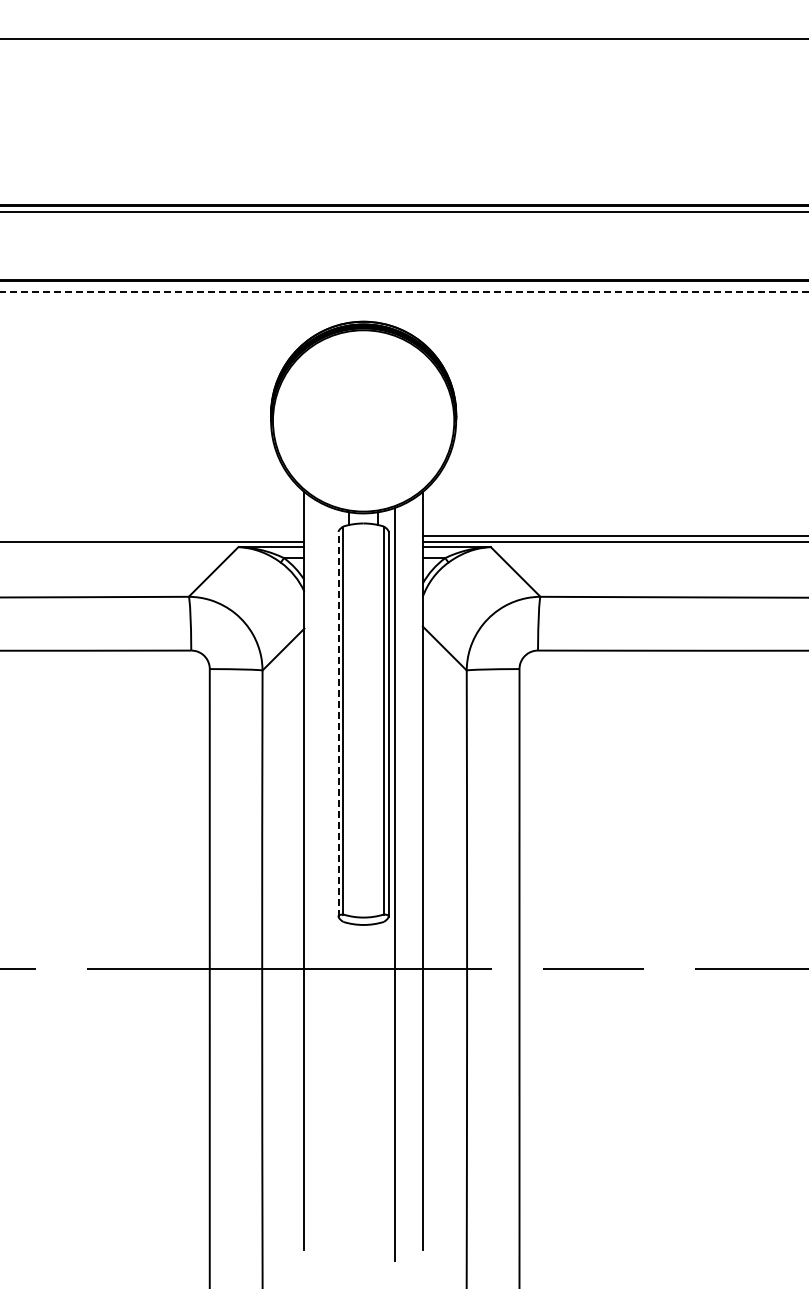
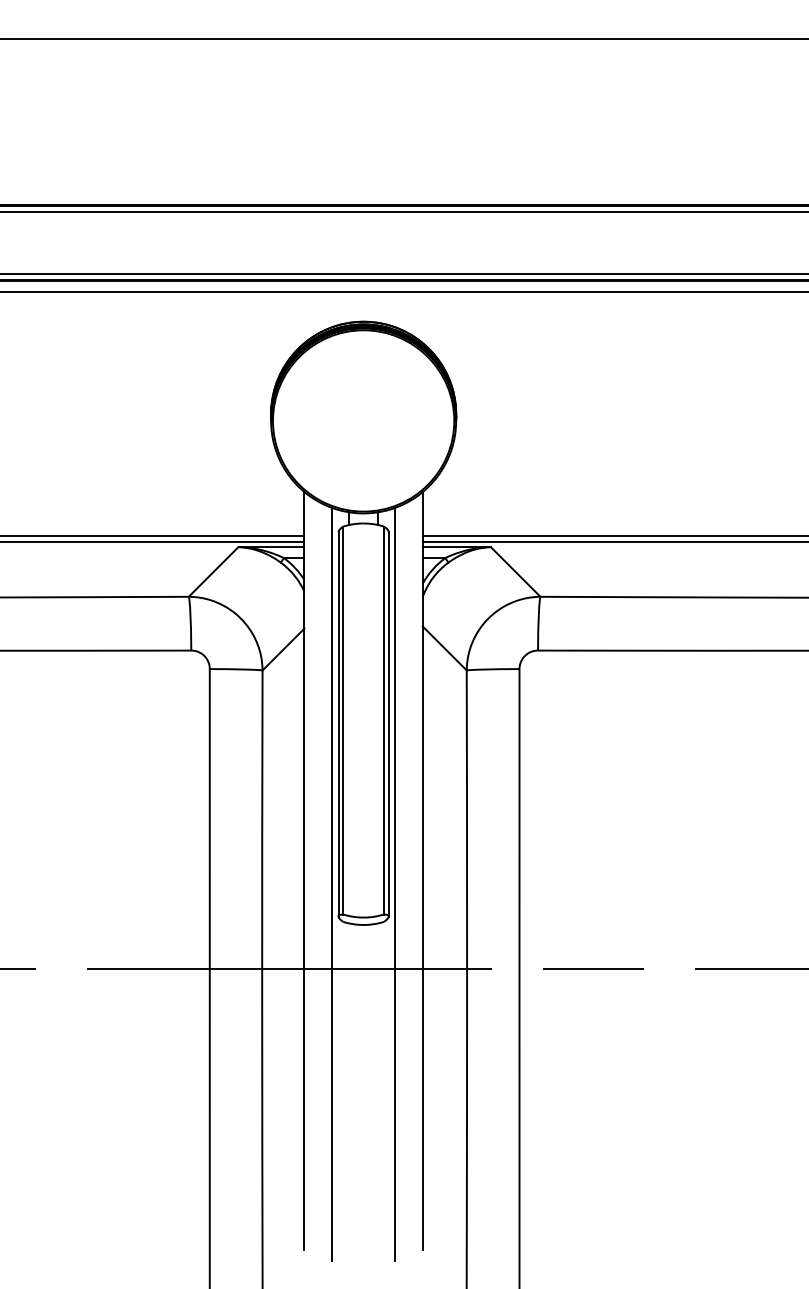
line: none -> present (403, 274)
line: dashed -> solid (404, 292)
line: none -> present (153, 536)
line: dashed -> solid (338, 723)
line: none -> present (331, 884)
